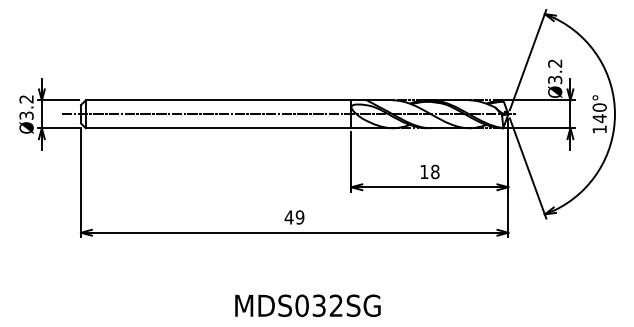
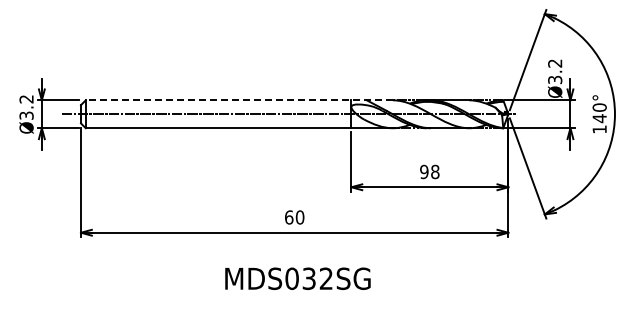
line: solid -> dashed (239, 100)
text: 18 -> 98 (424, 171)
text: 49 -> 60 (294, 217)
text position: (307, 305) -> (297, 278) (297, 278)
